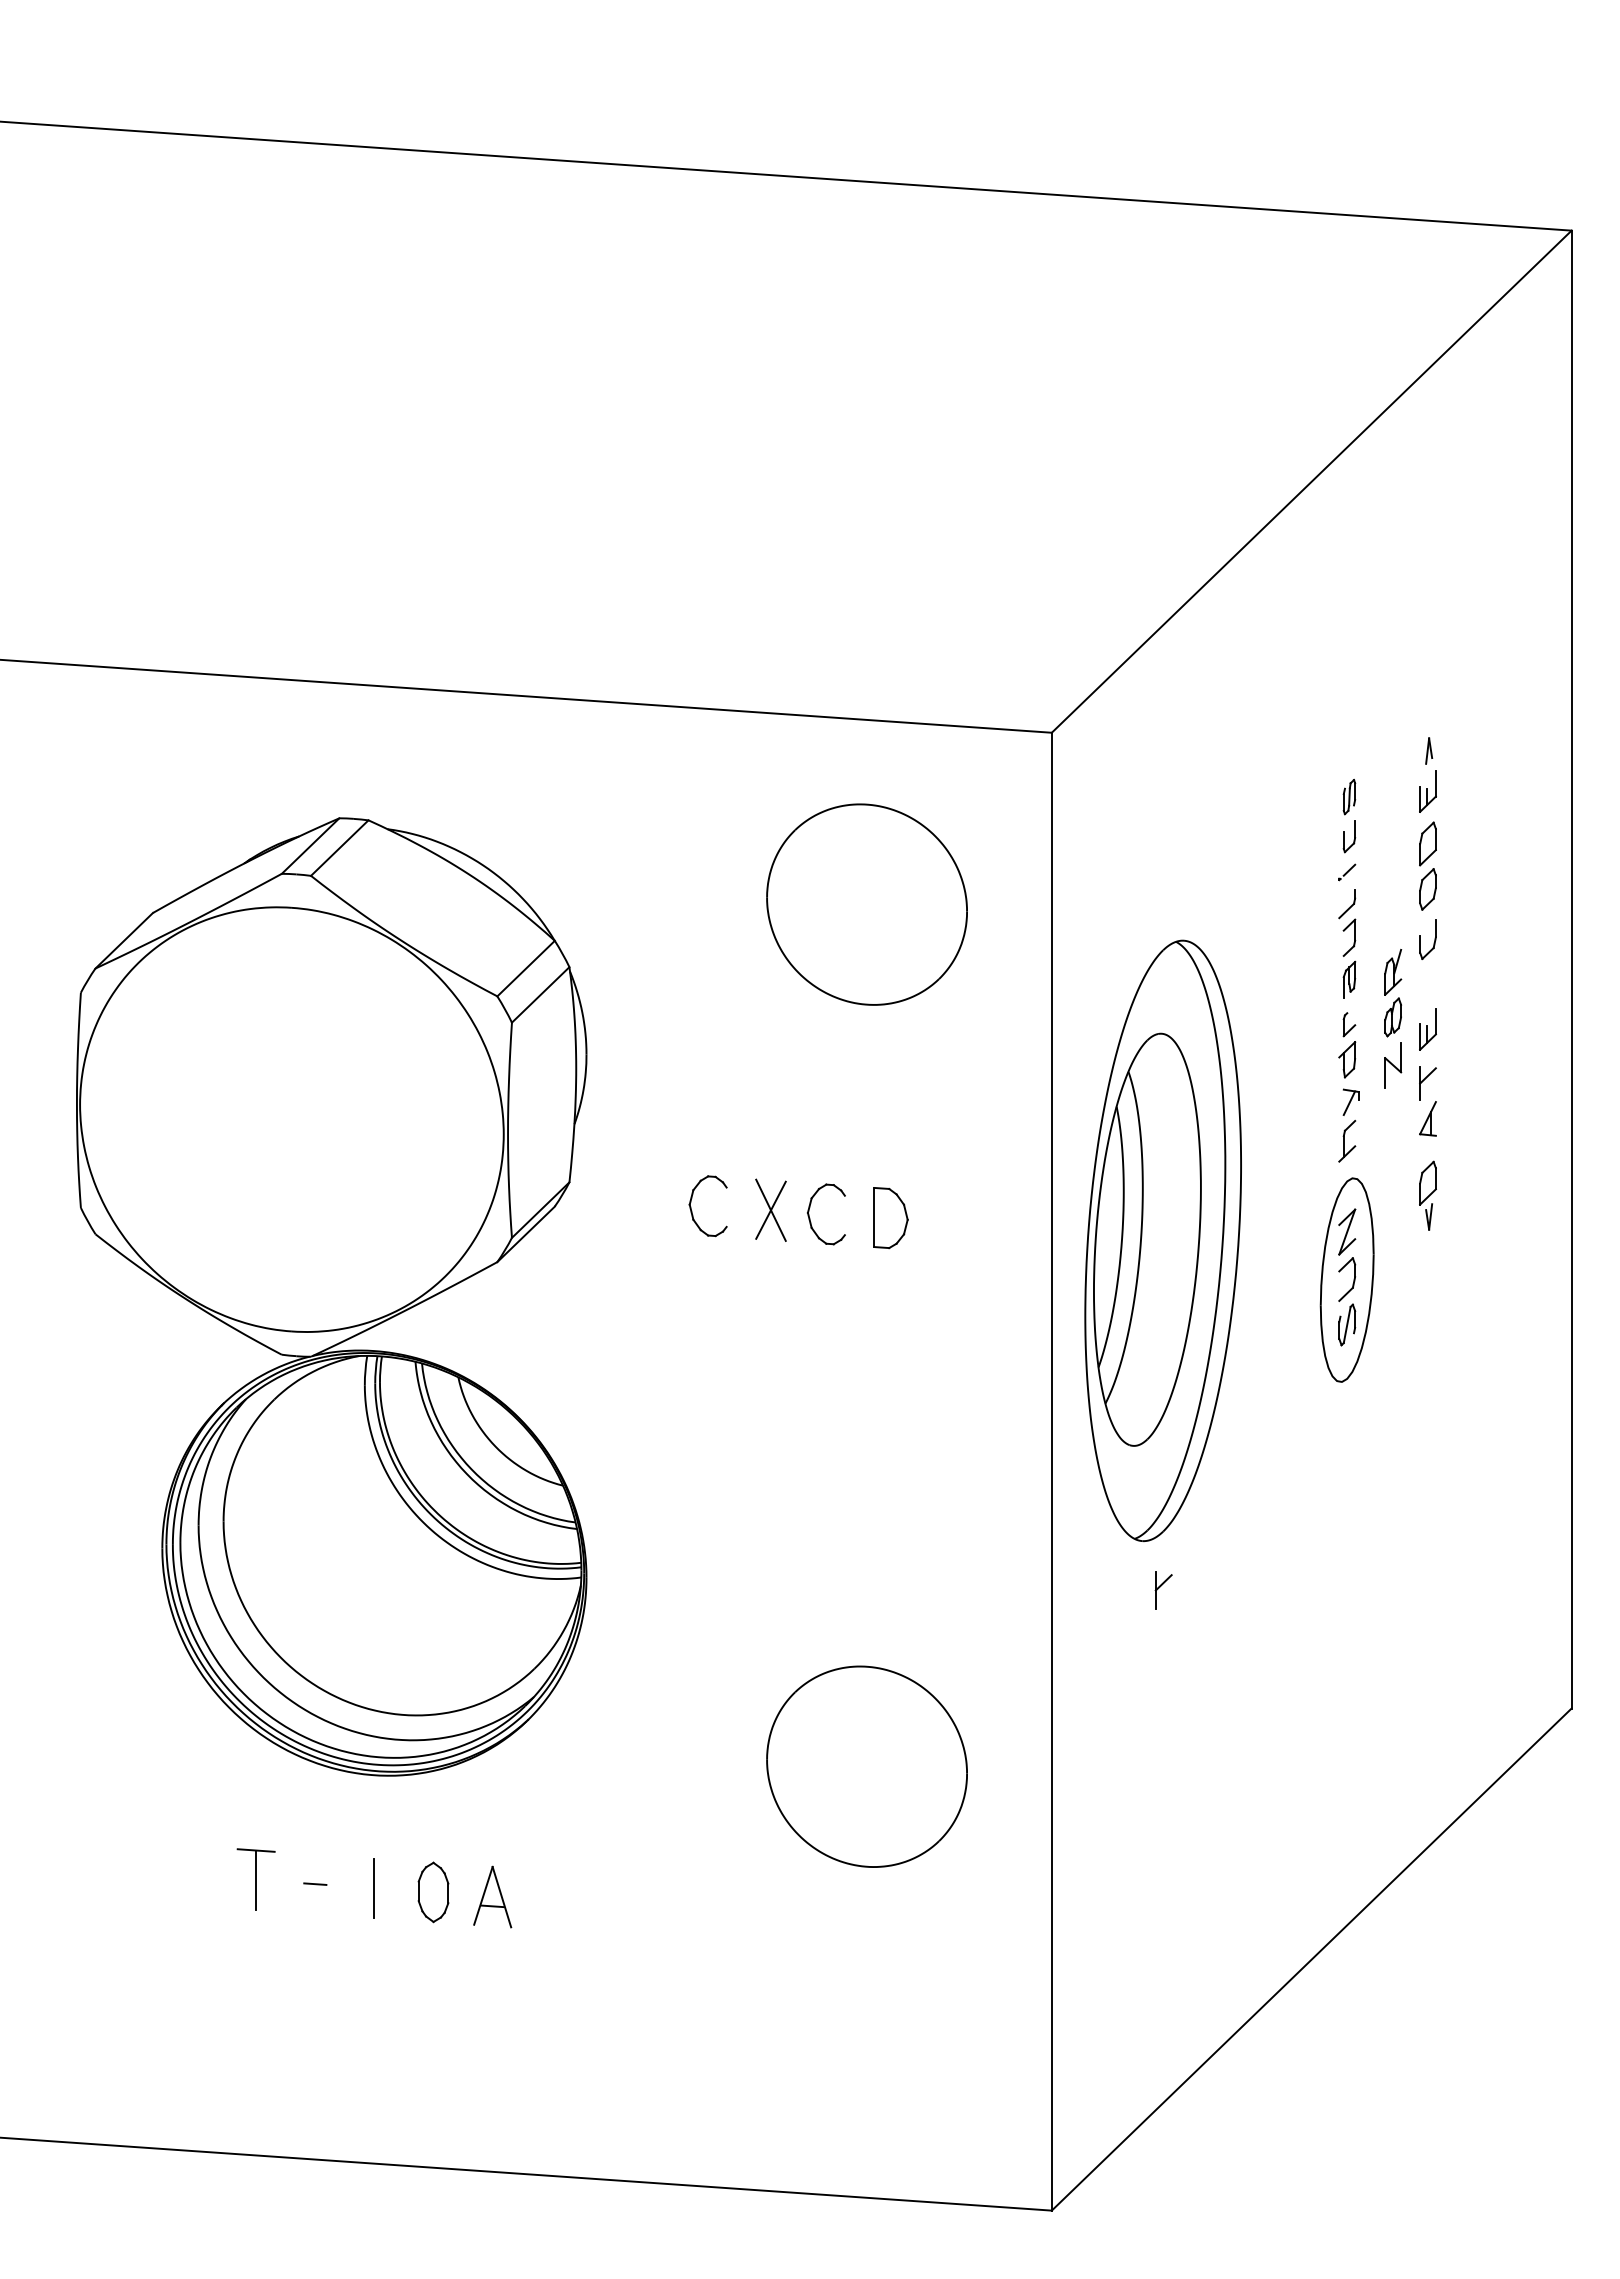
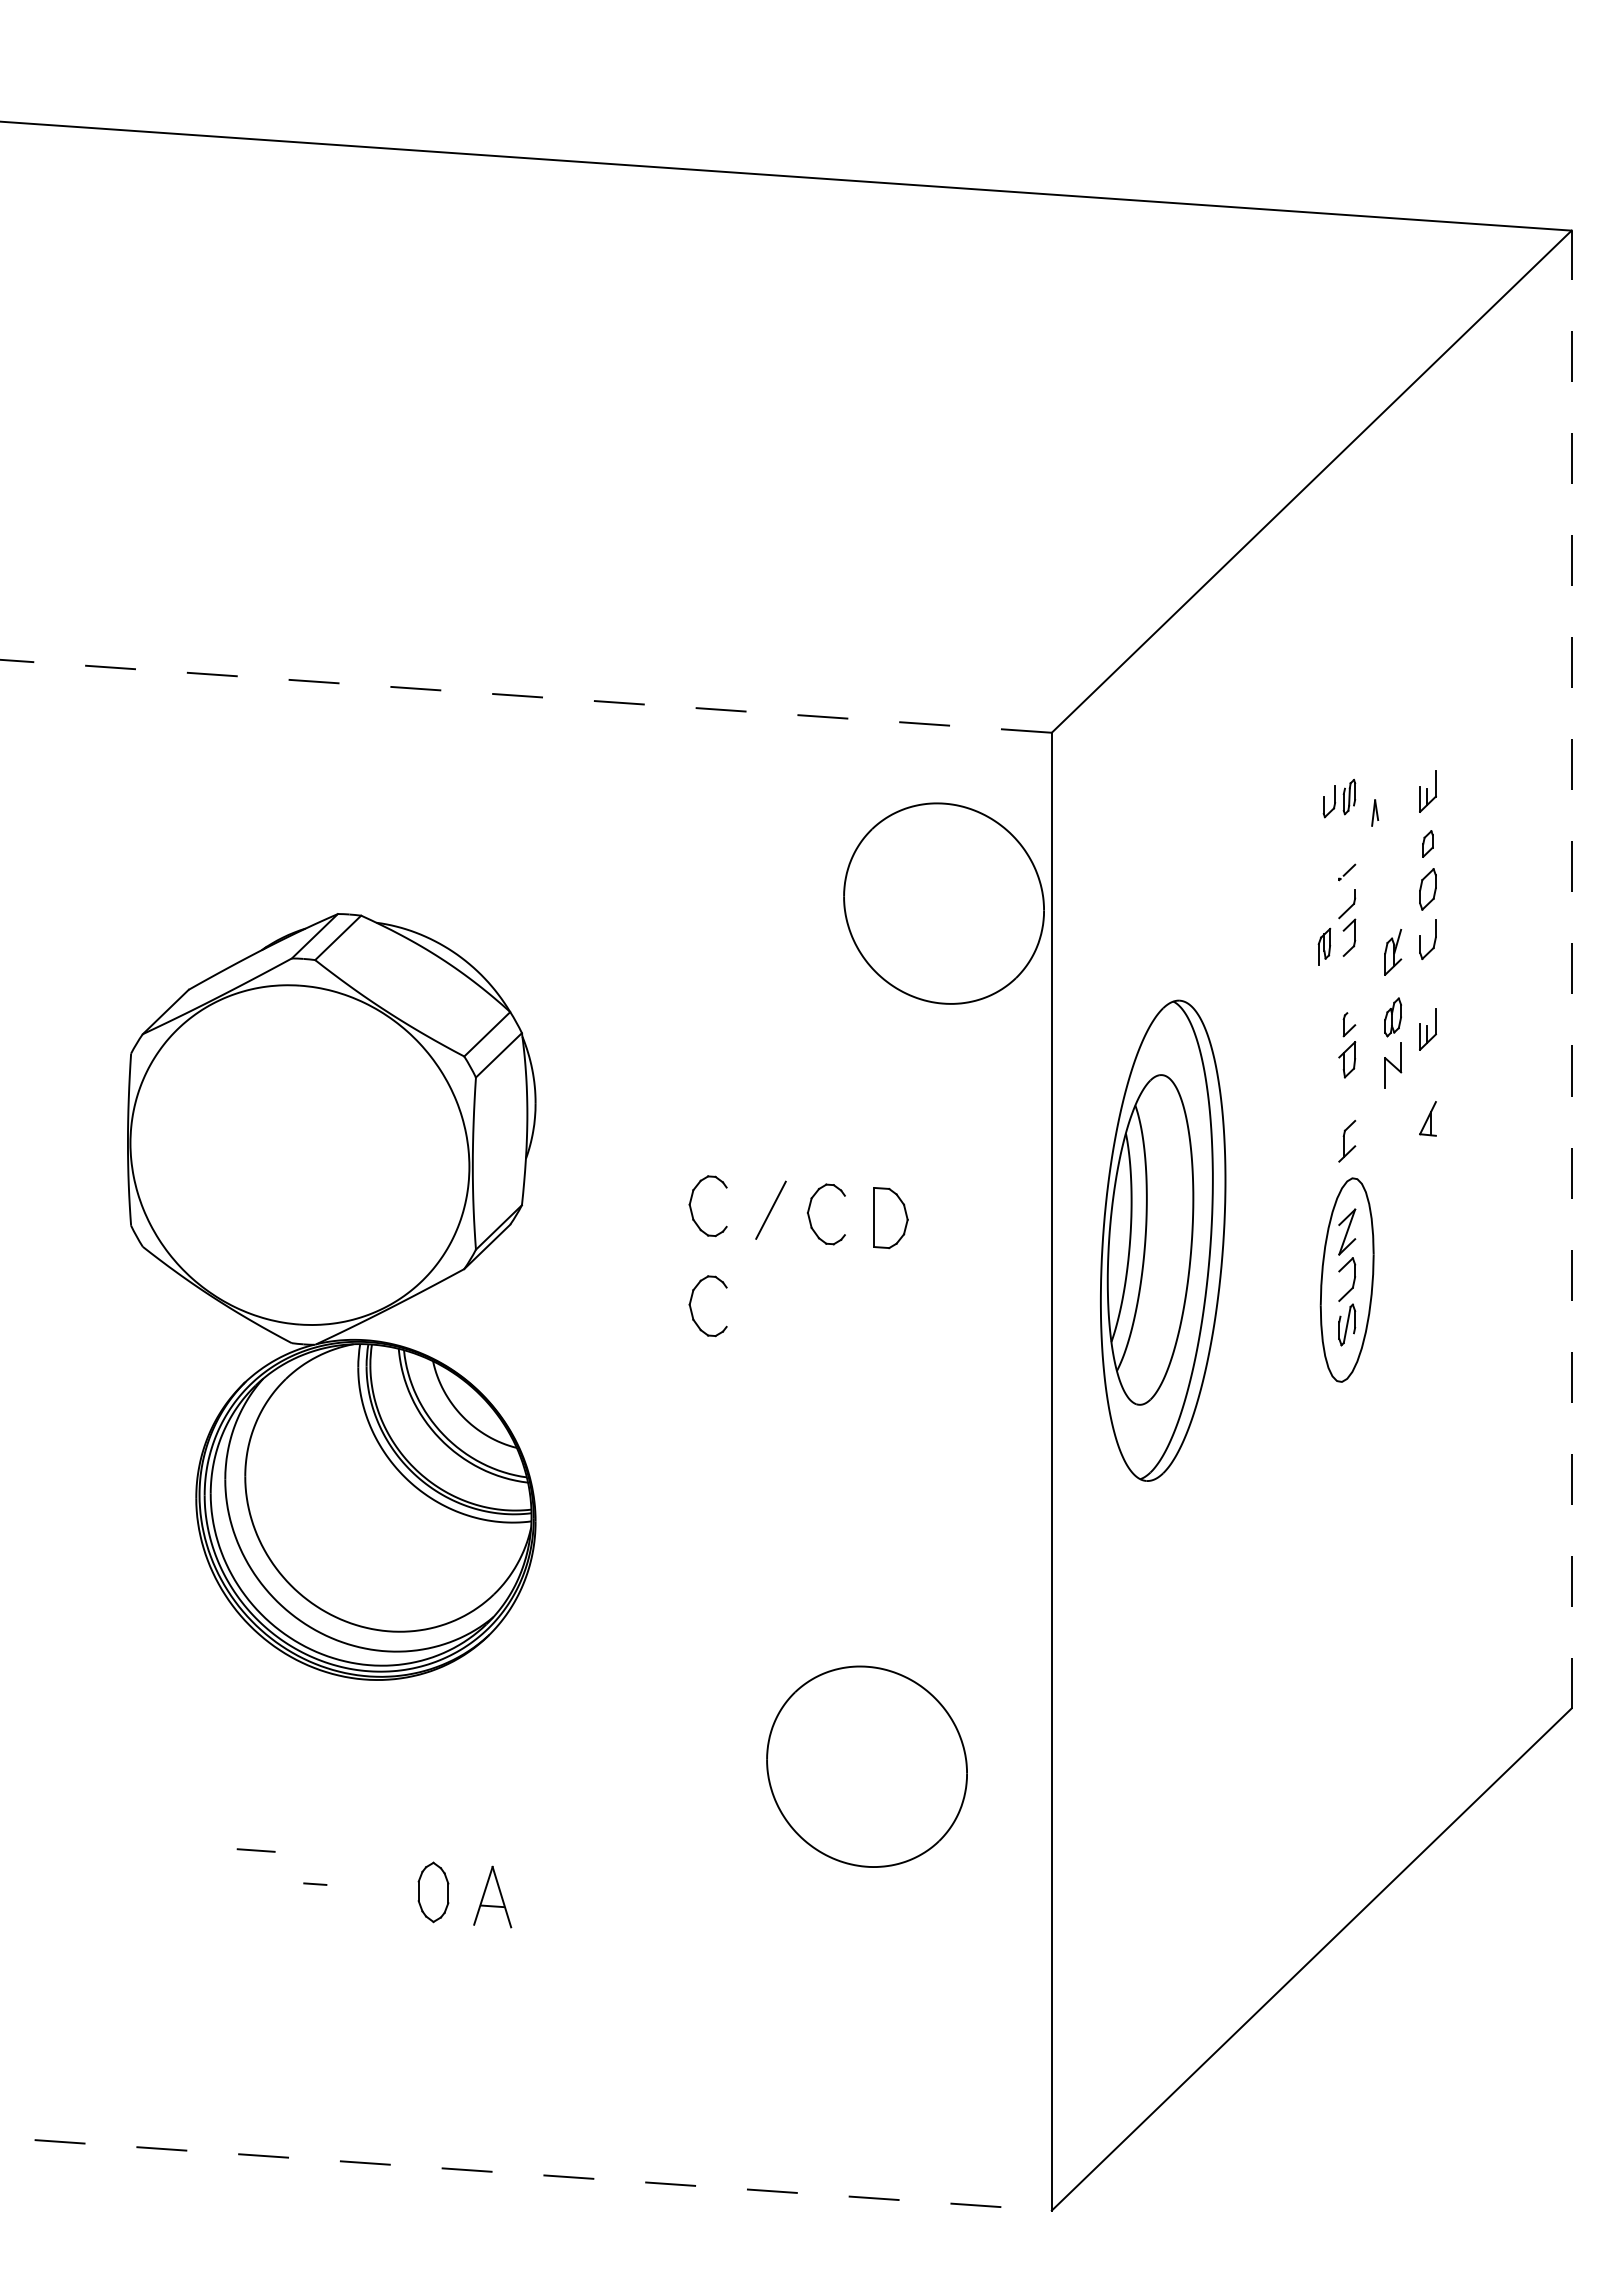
line: solid -> dashed (526, 696)
part position: (1429, 750) -> (1375, 812) (1375, 812)
part position: (1349, 836) -> (1329, 801) (1329, 801)
part size: 18x46 px -> 12x28 px (1427, 843)
part position: (866, 904) -> (943, 903) (943, 903)
line: solid -> dashed (1571, 969)
part position: (1393, 972) -> (1393, 952) (1393, 952)
part position: (1349, 979) -> (1324, 946) (1324, 946)
part: present -> none (1427, 1083)
part: present -> none (1350, 1101)
part: present -> none (1427, 1195)
line: present -> none (770, 1209)
part size: 158x603 px -> 127x483 px (1163, 1240)
part size: 512x960 px -> 410x768 px (331, 1296)
part: none -> present (692, 1310)
part: present -> none (1163, 1590)
line: present -> none (256, 1879)
line: present -> none (374, 1887)
line: solid -> dashed (526, 2174)
